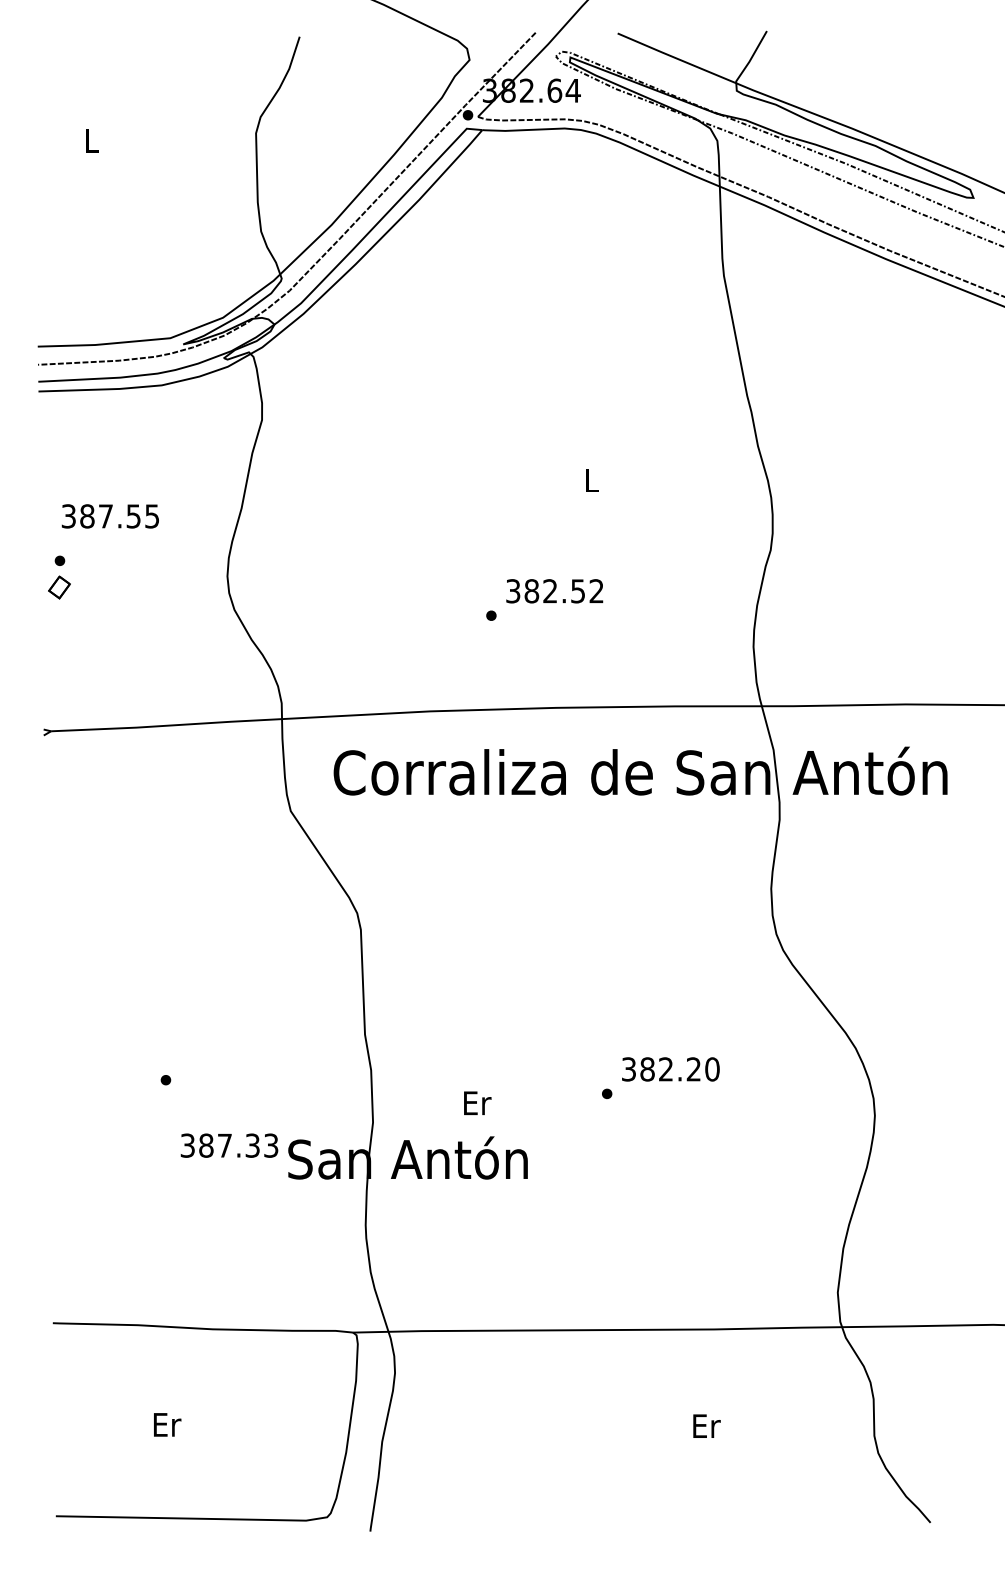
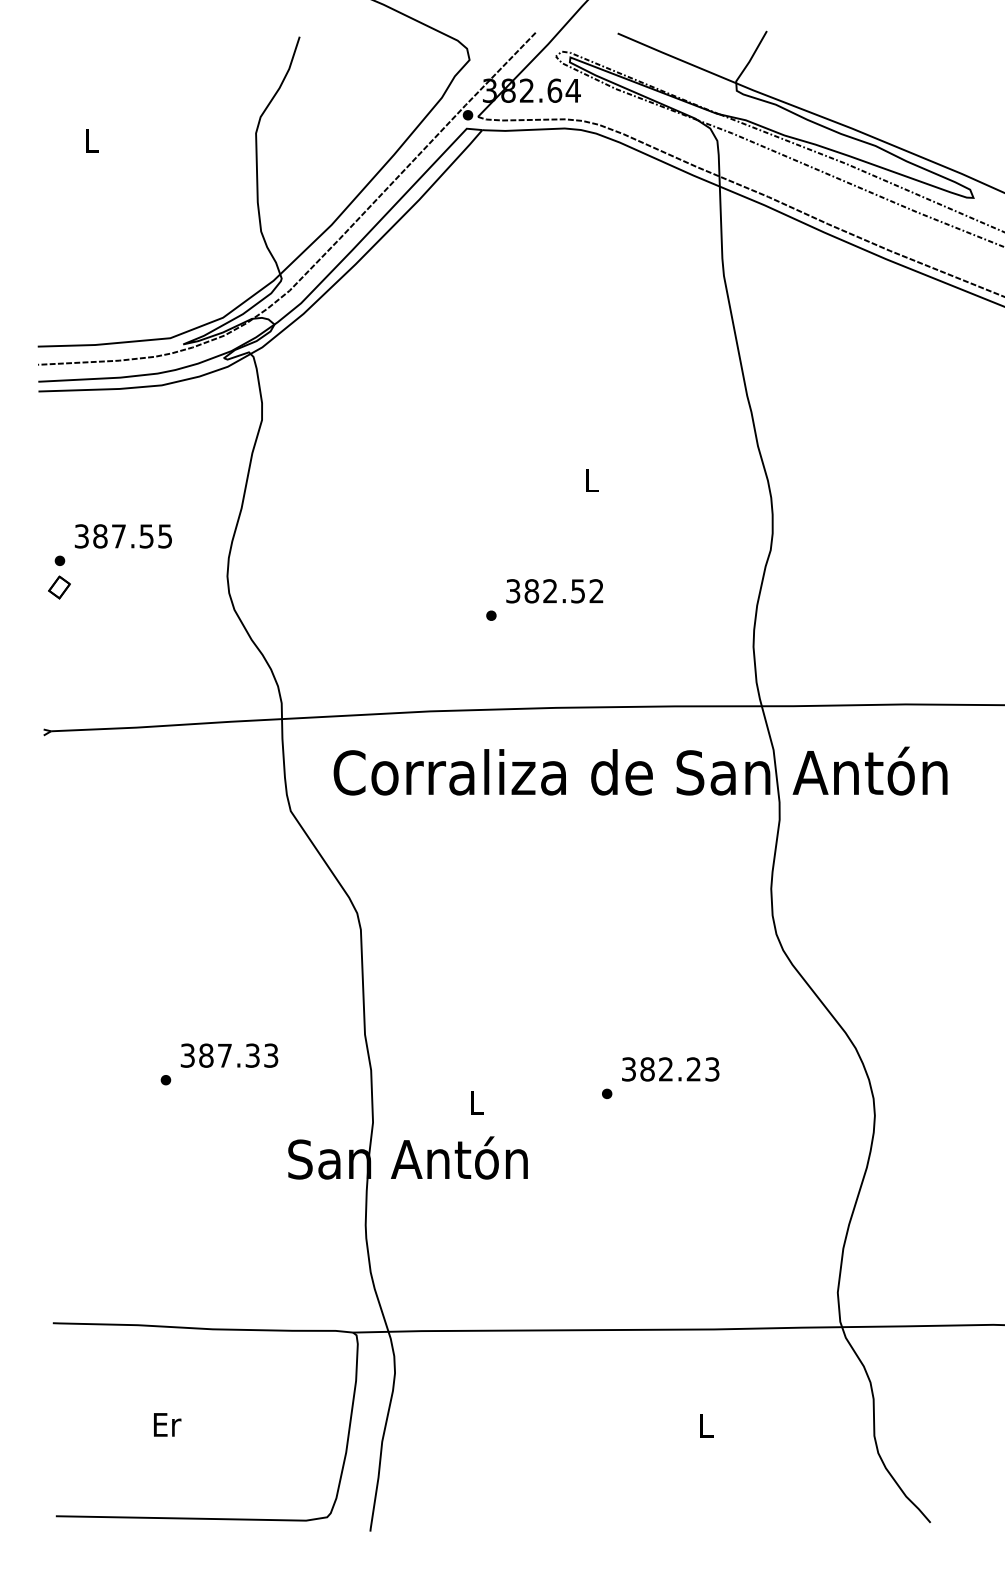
text position: (109, 516) -> (122, 536) (122, 536)
text: 382.20 -> 382.23 (712, 1069)
text: Er -> L (477, 1103)
text position: (229, 1145) -> (229, 1055) (229, 1055)
text: Er -> L (706, 1425)
